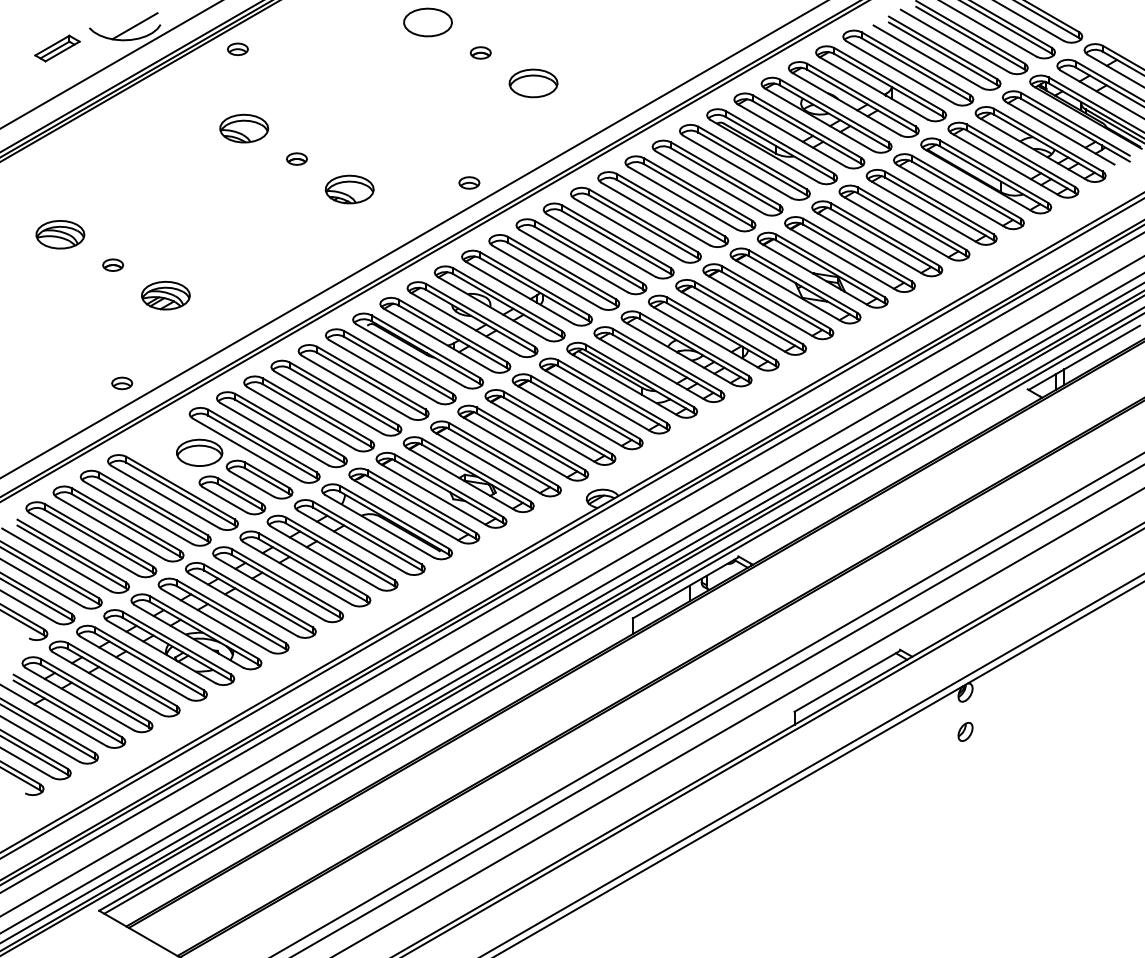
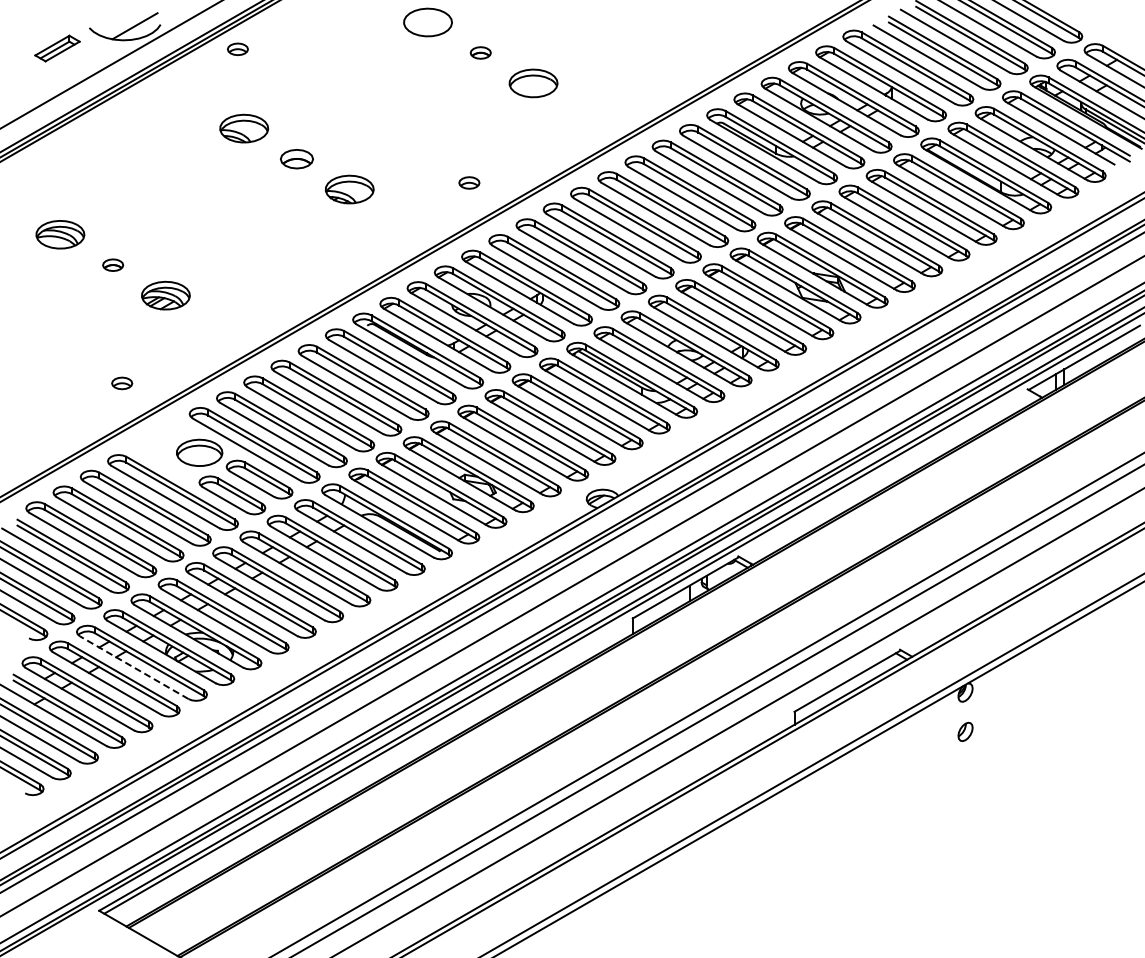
part size: 22x14 px -> 34x21 px (296, 159)
line: present -> none (413, 239)
line: present -> none (571, 603)
line: solid -> dashed (134, 667)
